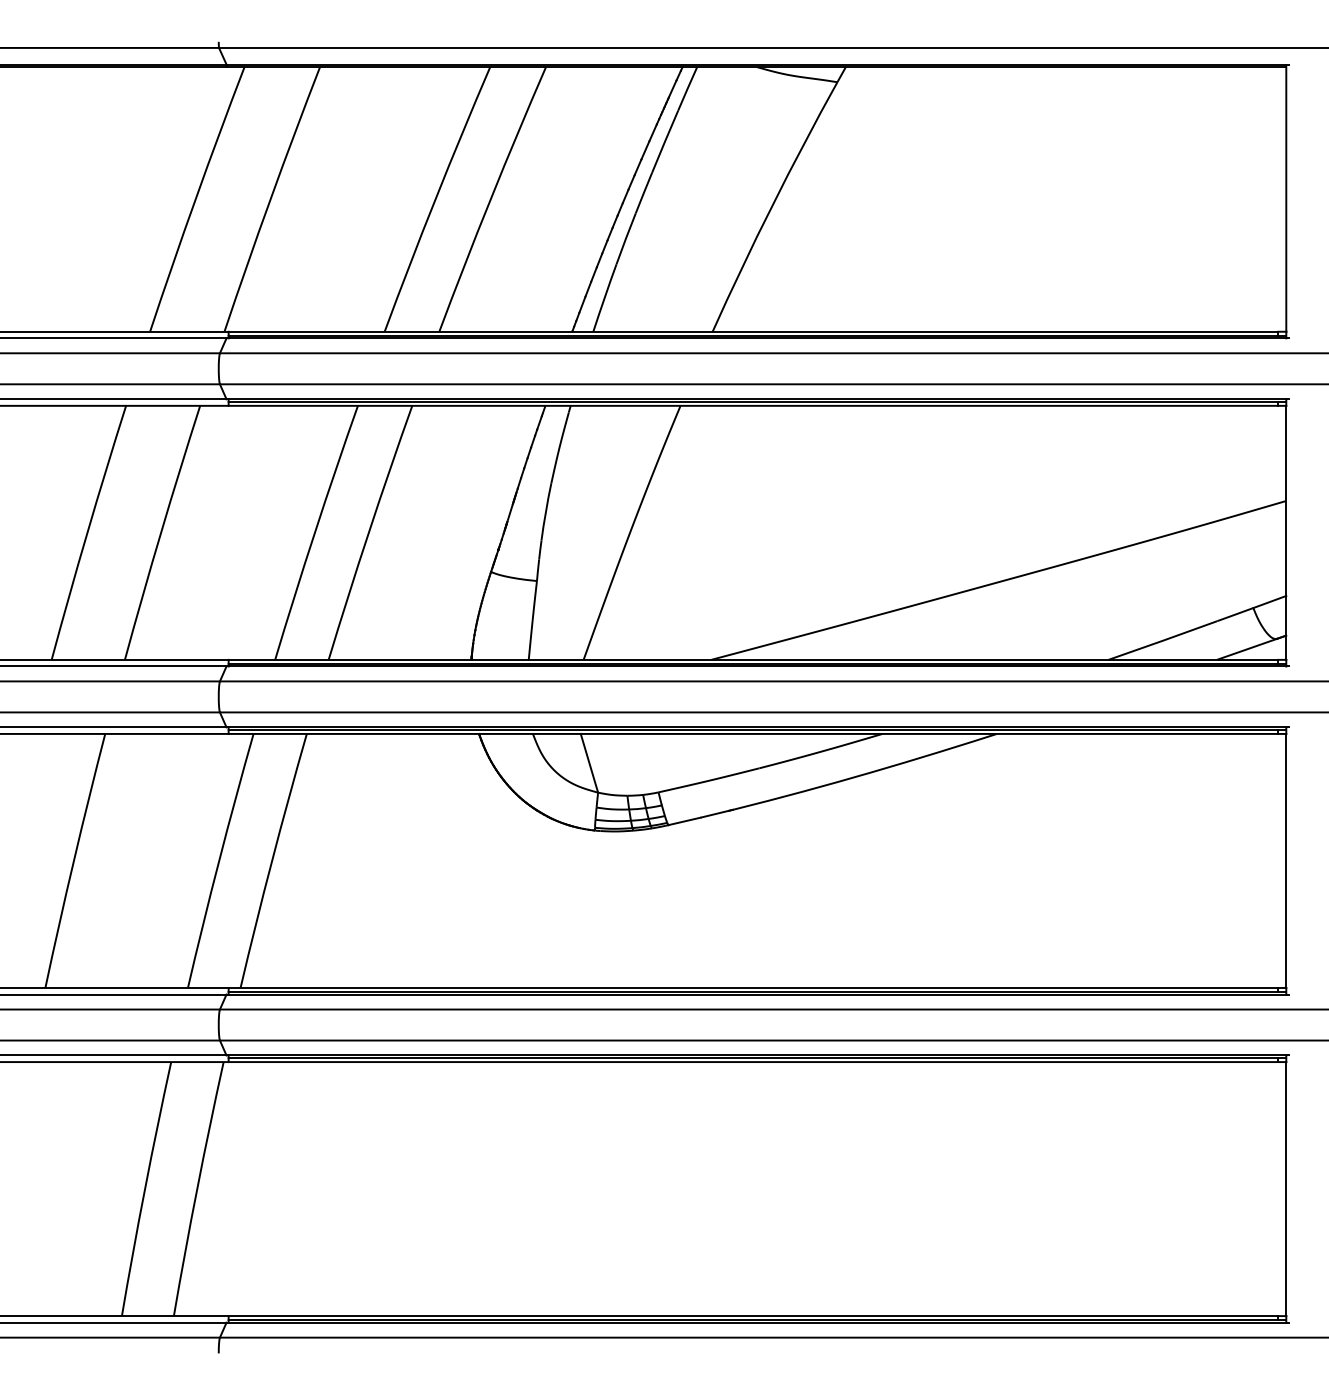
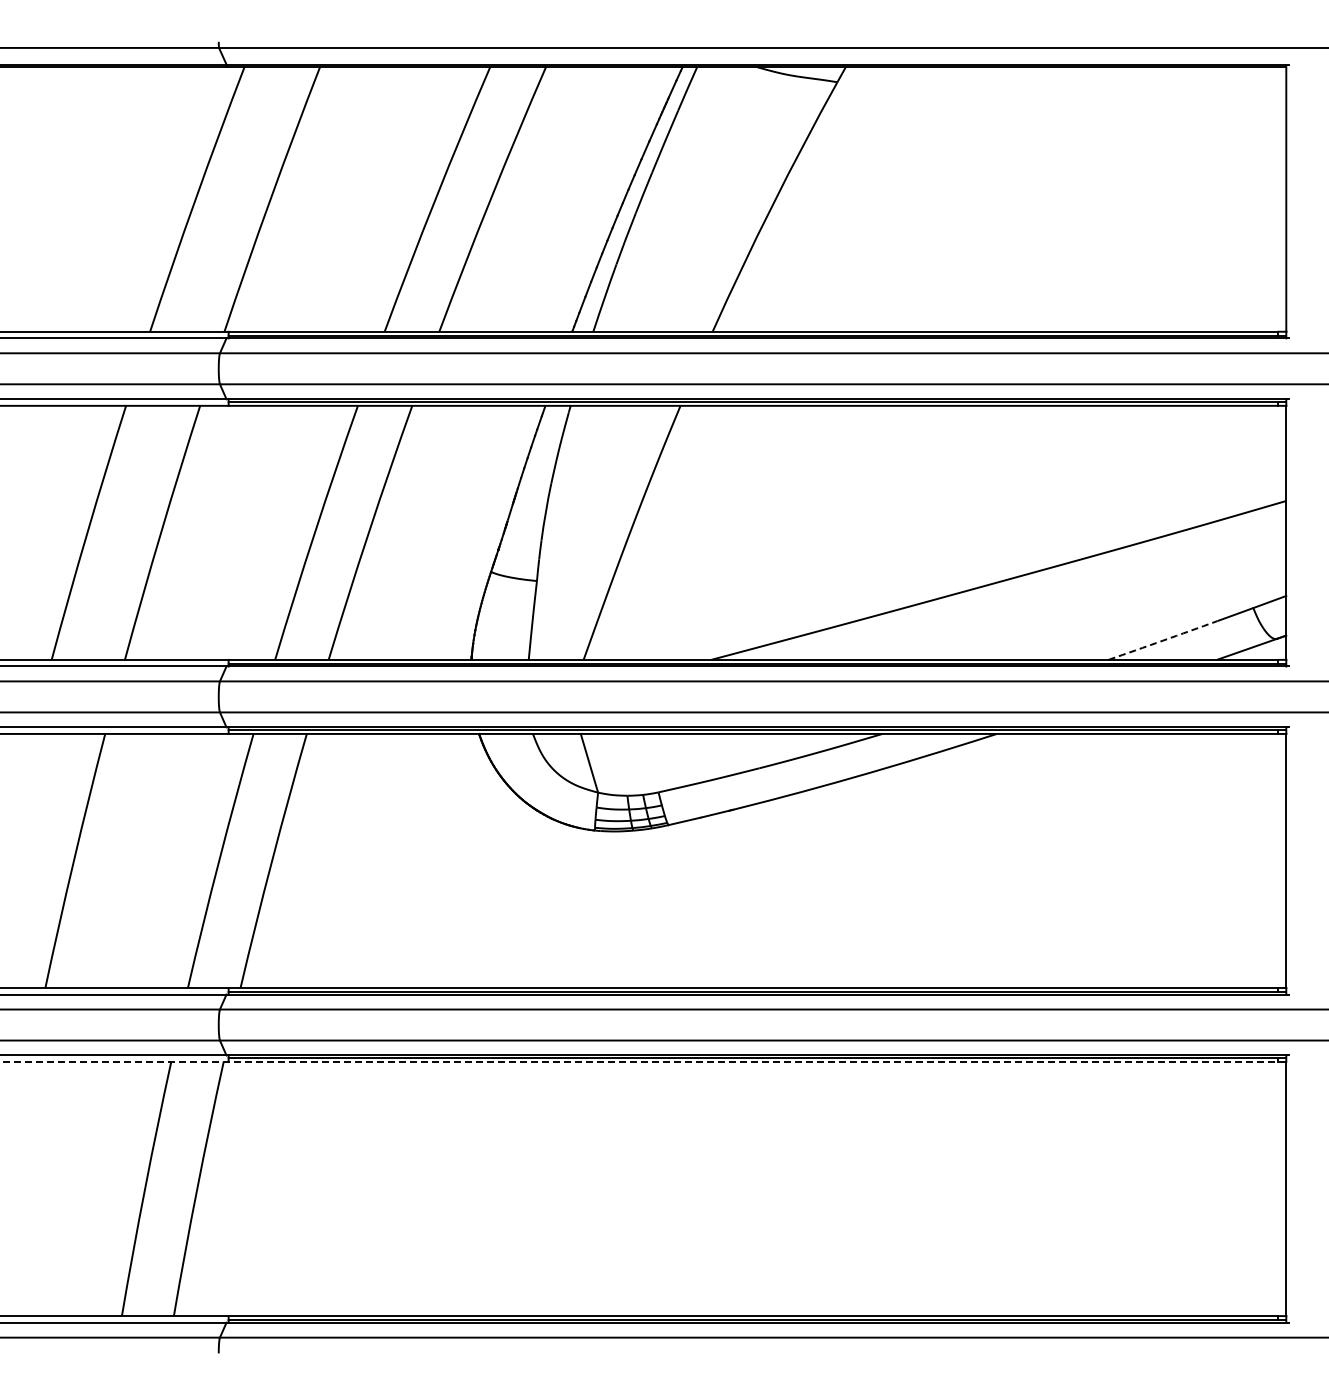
arc: solid -> dashed (1163, 640)
line: solid -> dashed (643, 1062)
